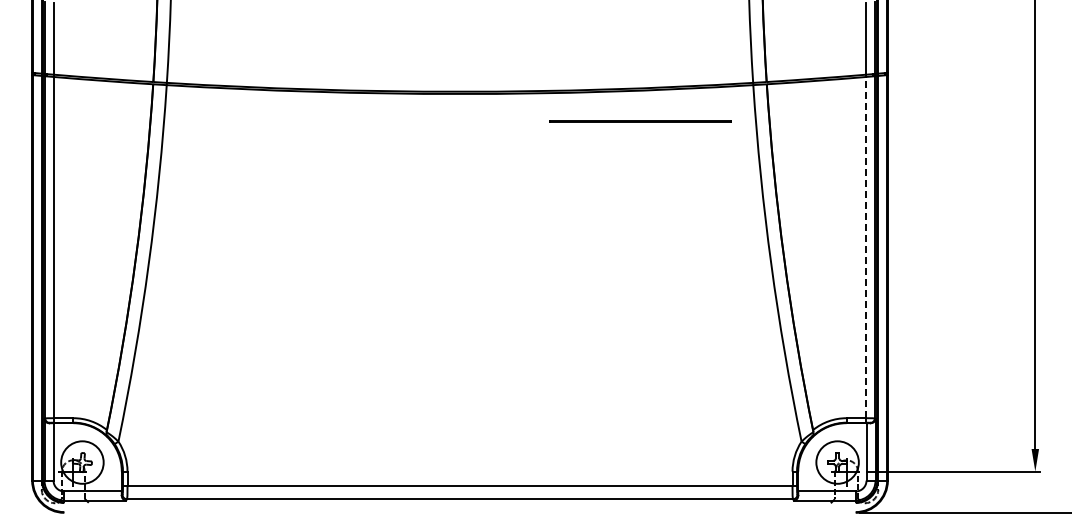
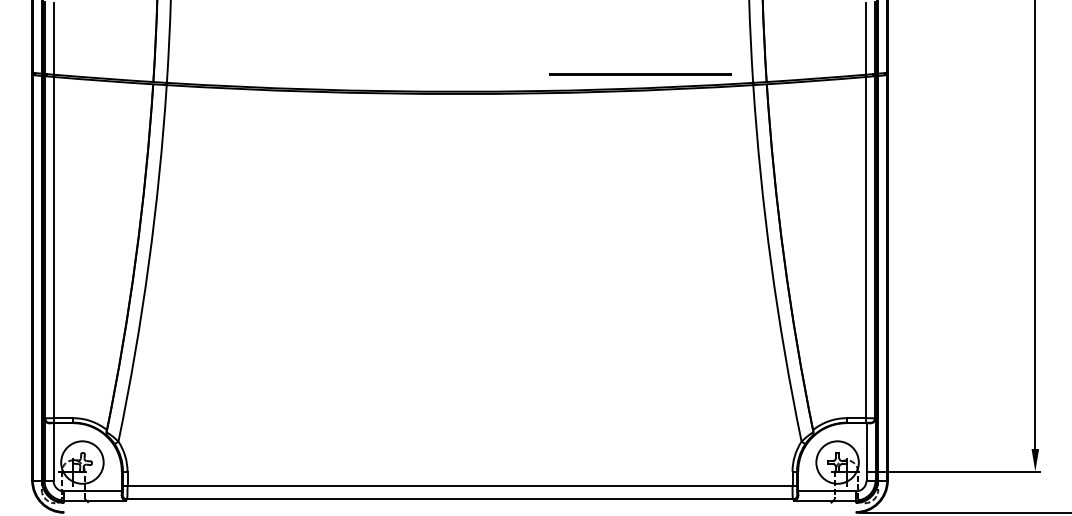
line position: (640, 121) -> (640, 74) (640, 74)
line: dashed -> solid (865, 247)
